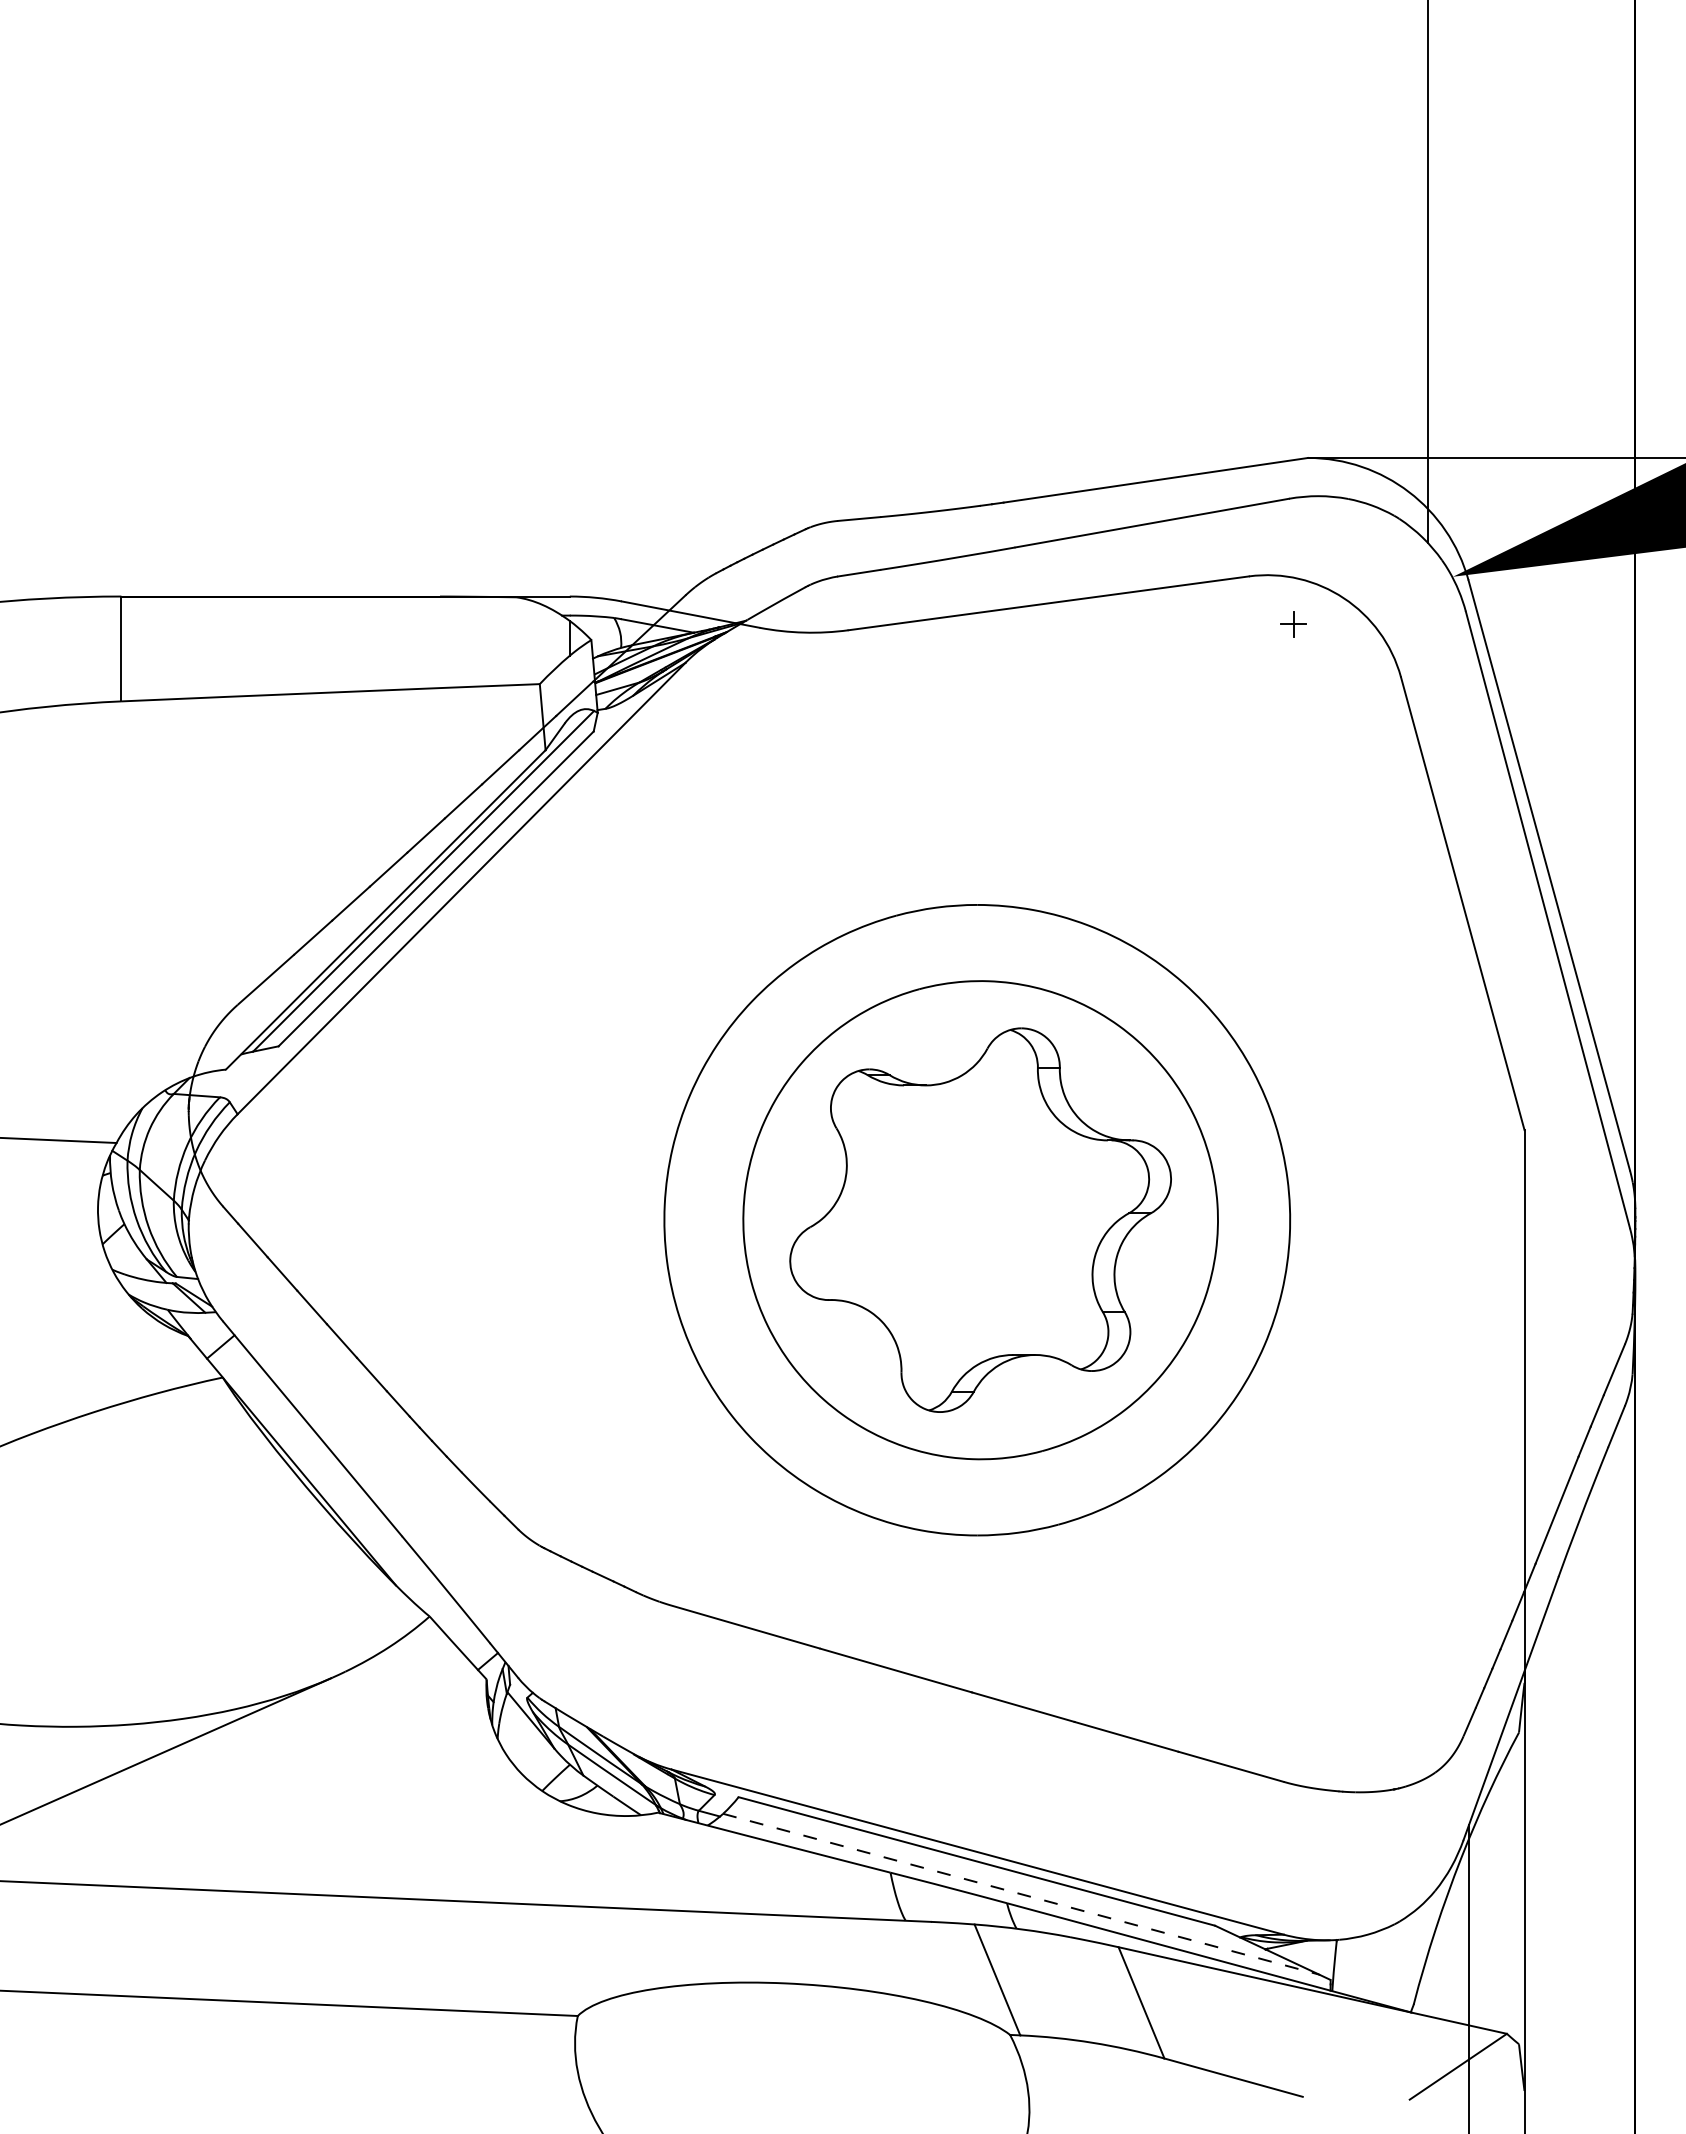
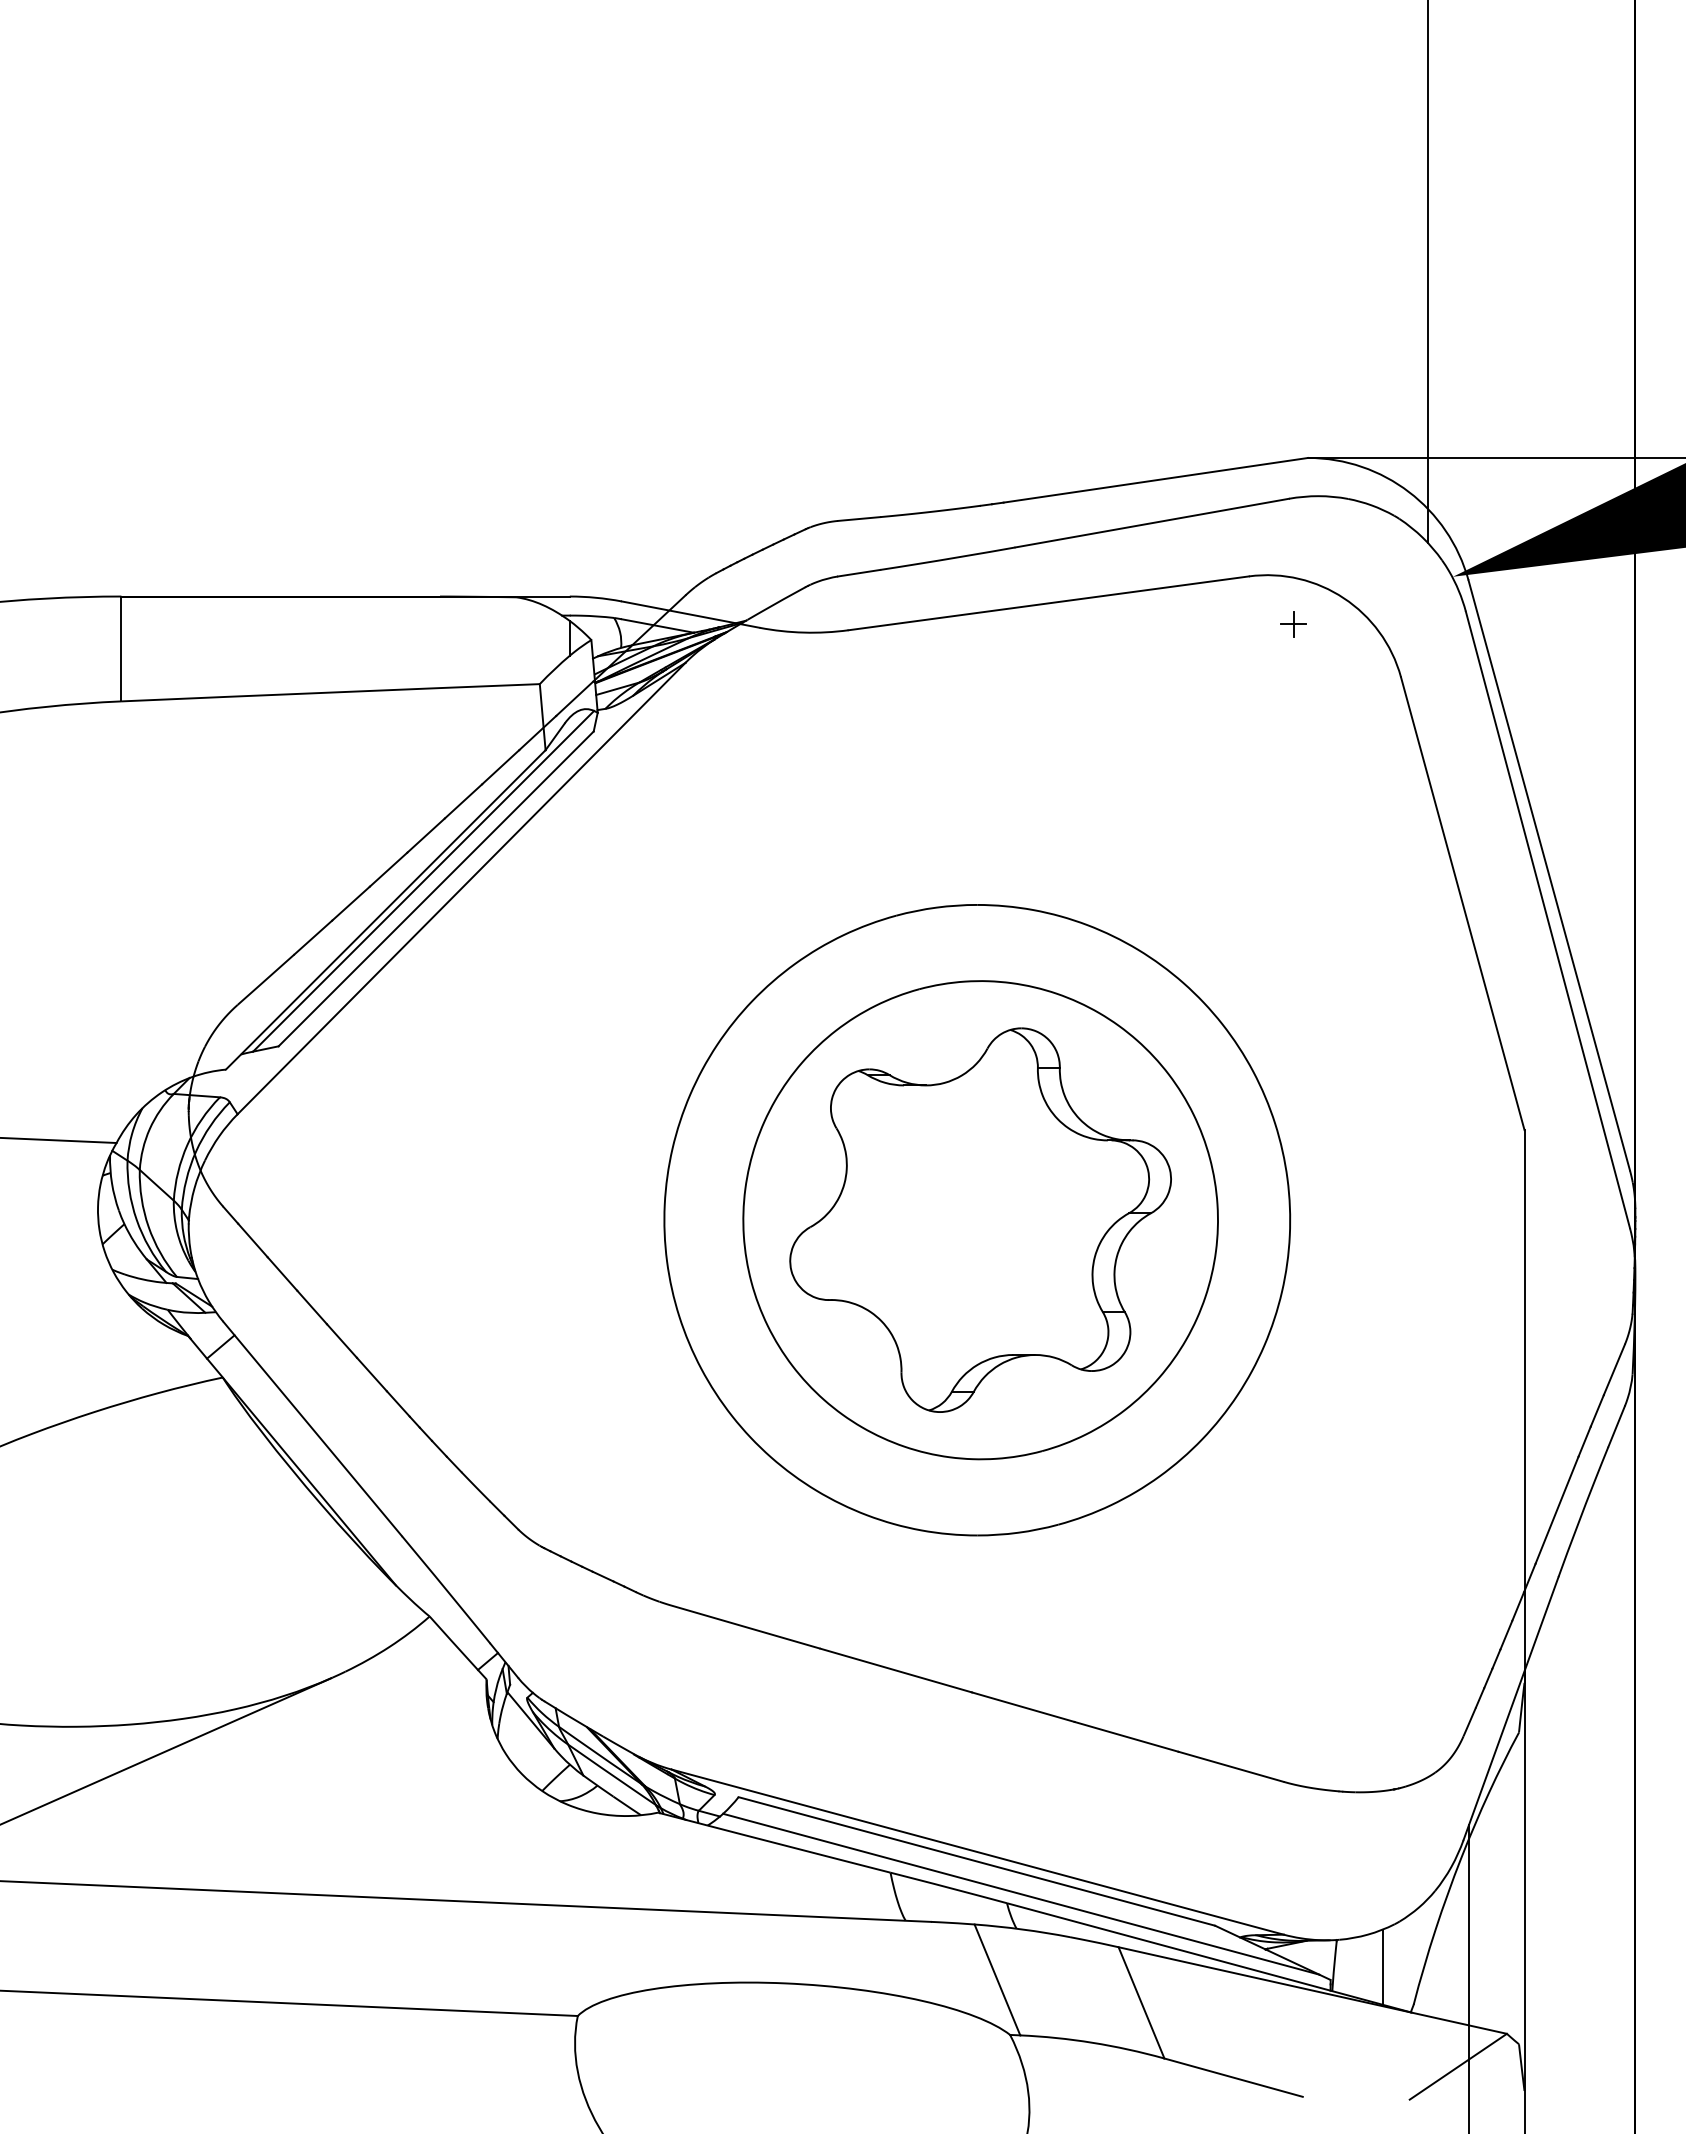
line: dashed -> solid (1021, 1894)
line: none -> present (1382, 1966)
